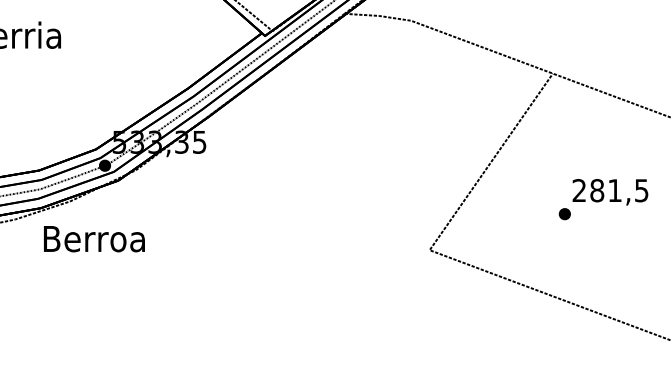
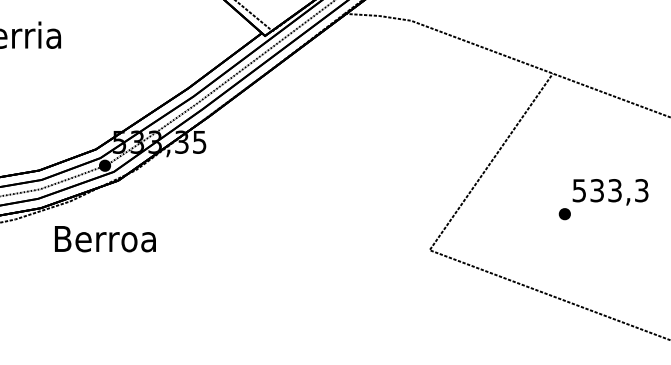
text: 281,5 -> 533,3 (610, 190)
text position: (94, 239) -> (105, 239) (105, 239)
